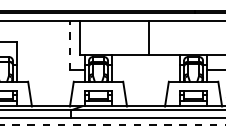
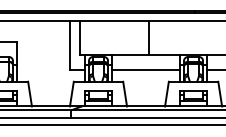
line: dashed -> solid (69, 45)
line: none -> present (145, 70)
line: dashed -> solid (113, 125)
